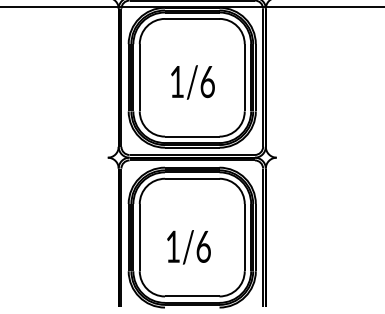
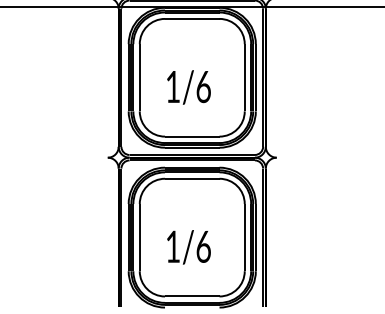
text position: (192, 82) -> (188, 87) (188, 87)
